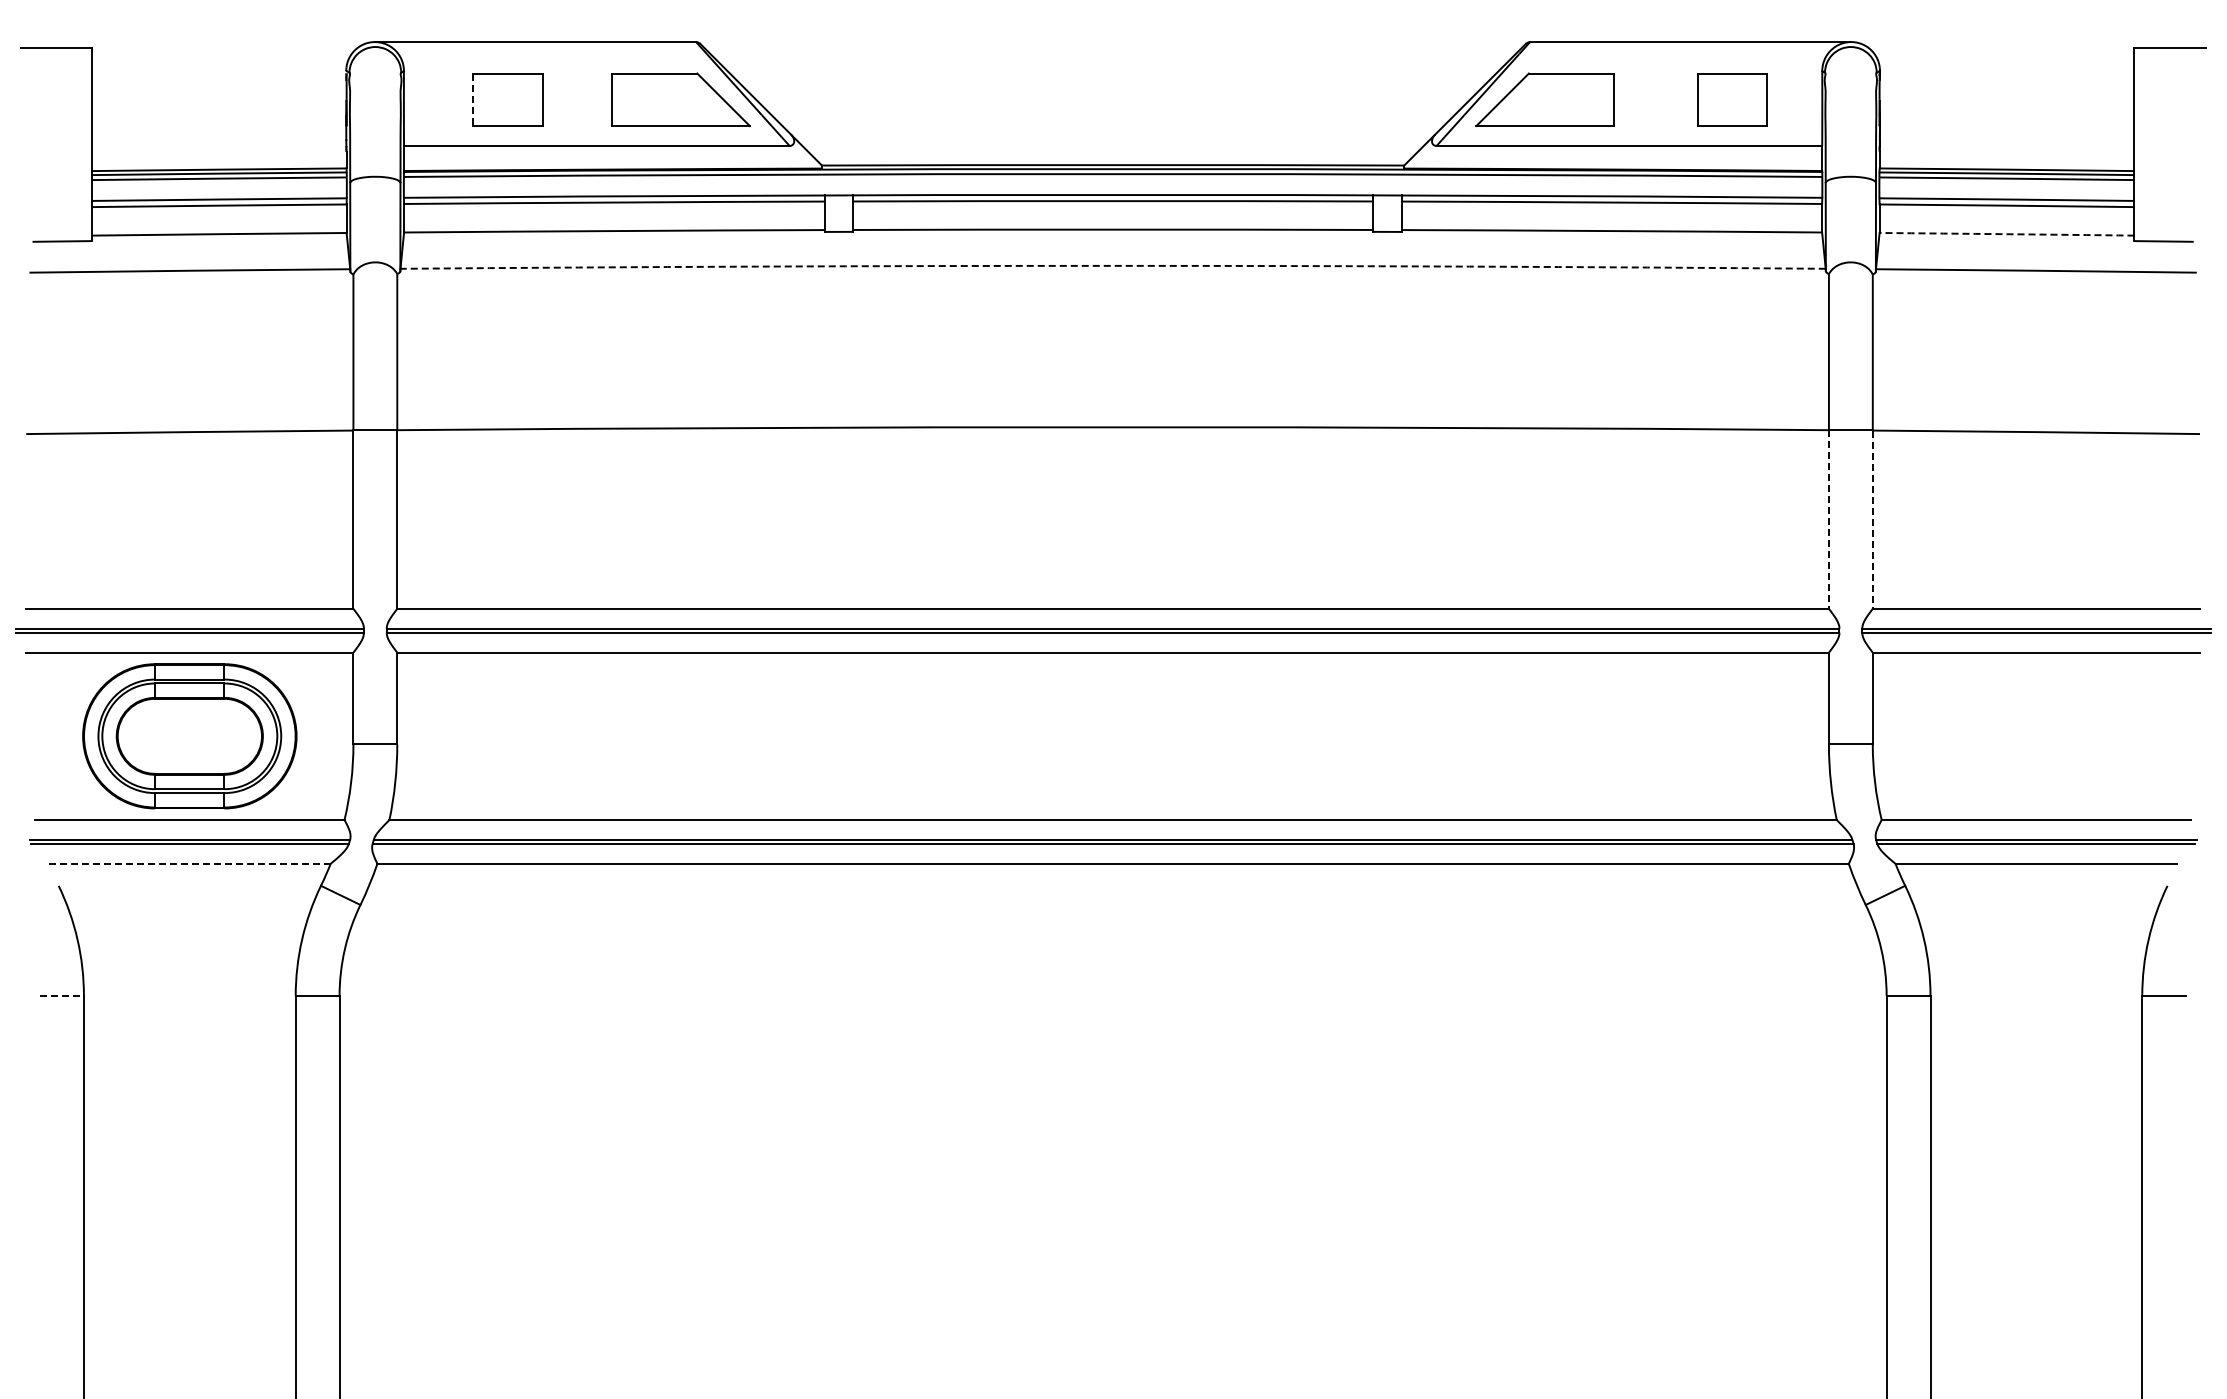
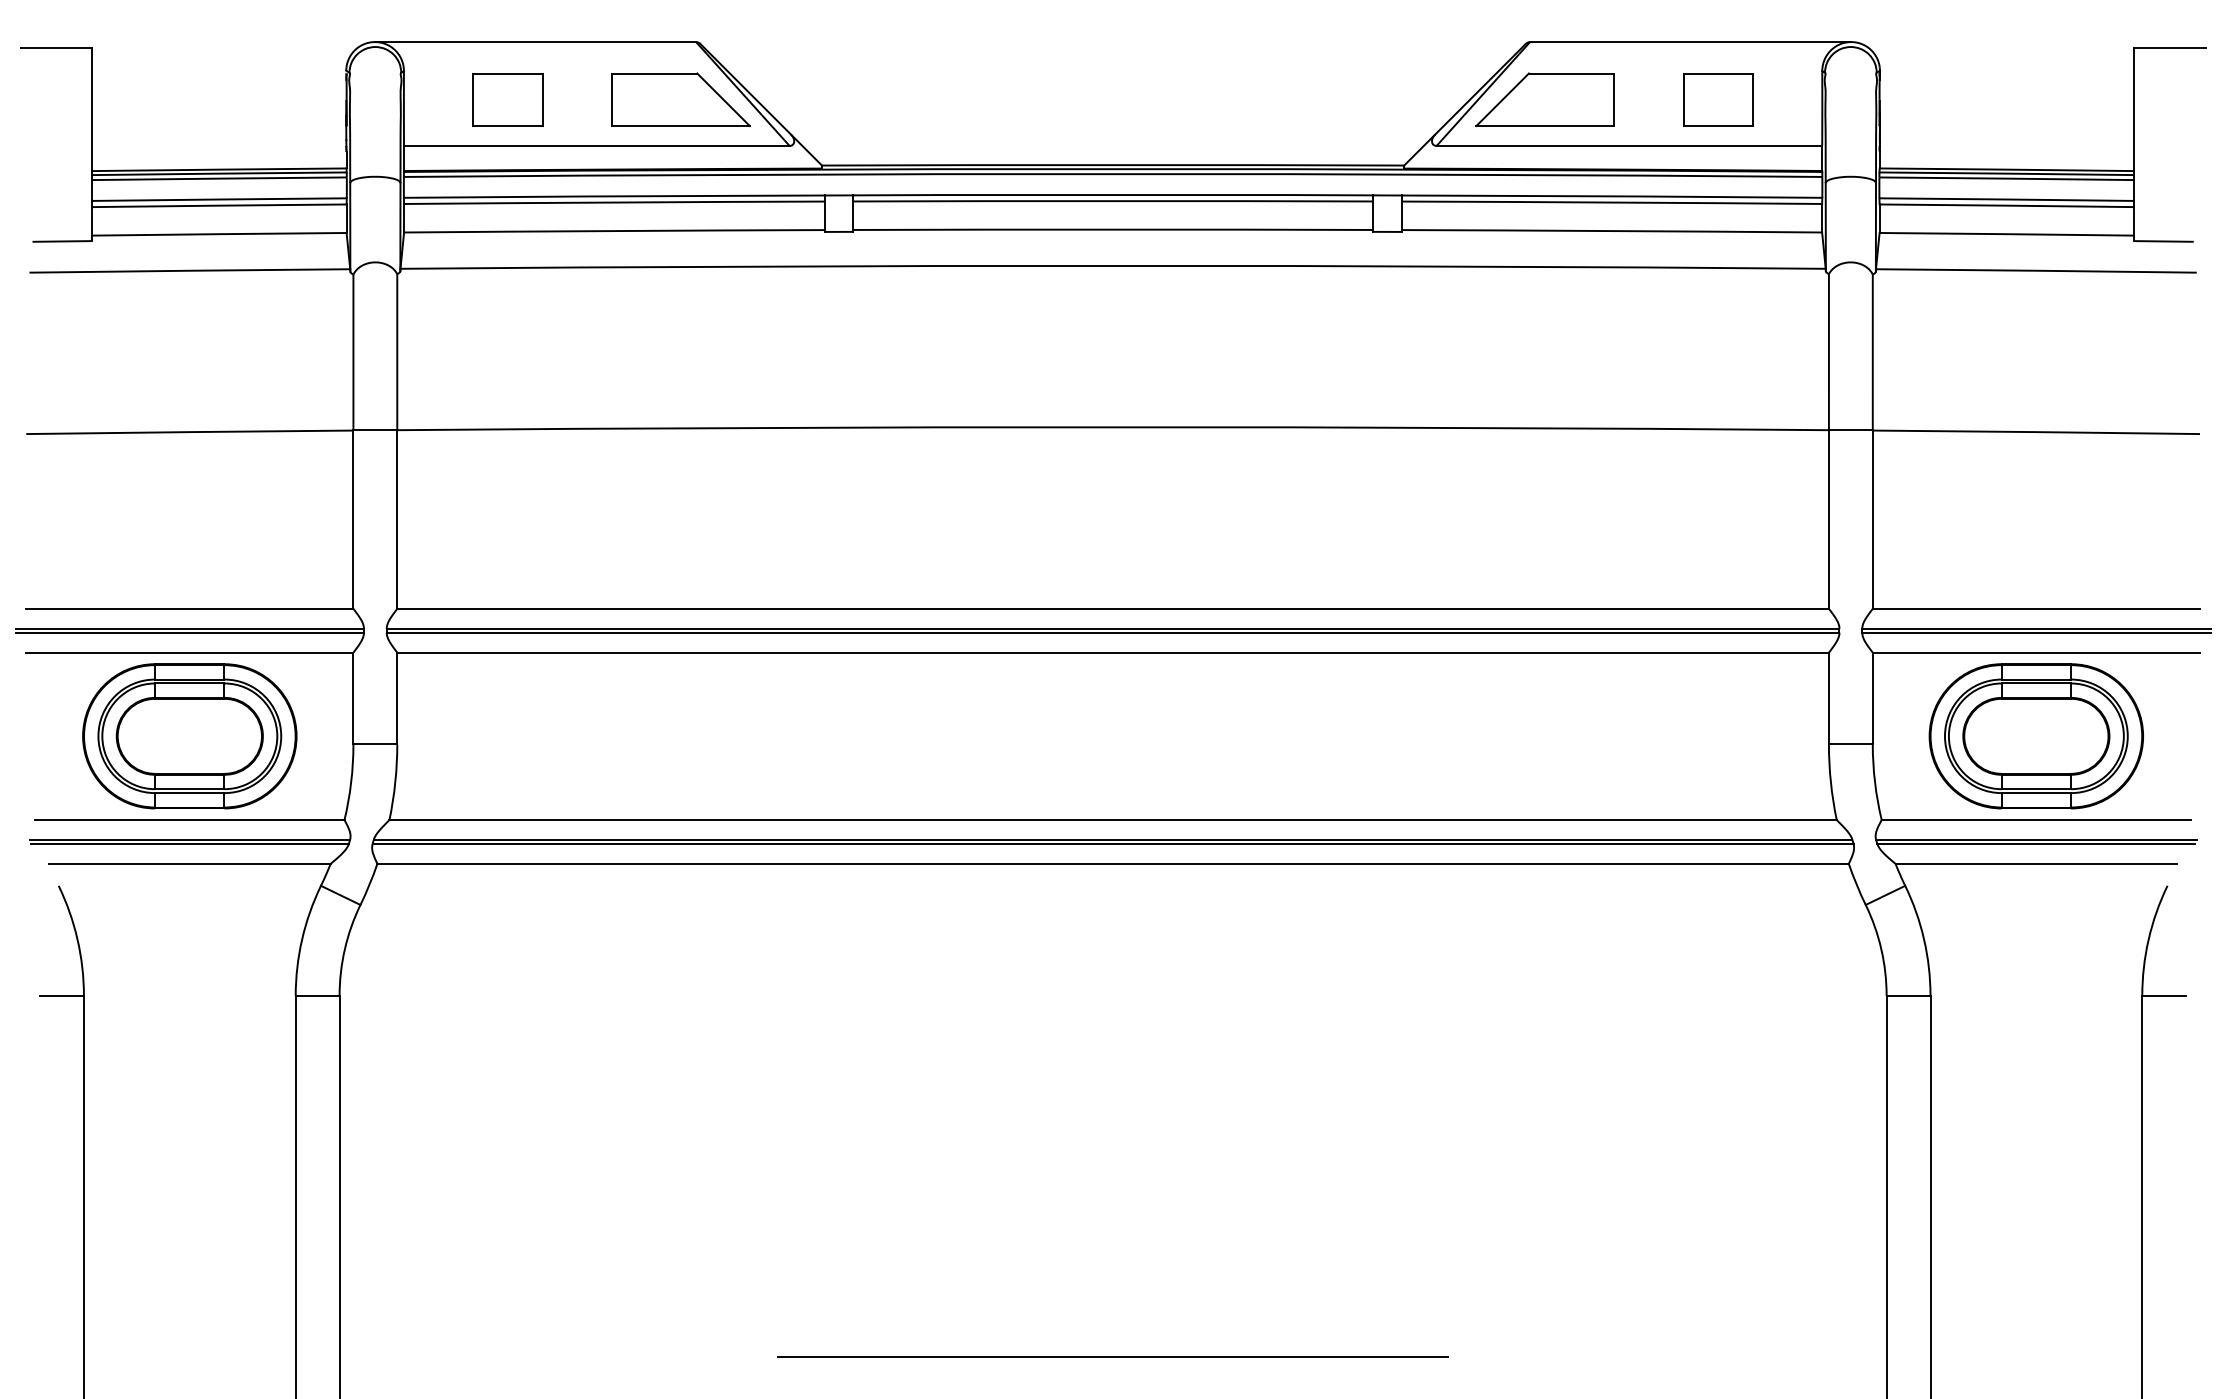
part position: (1732, 99) -> (1718, 99) (1718, 99)
line: dashed -> solid (473, 100)
arc: dashed -> solid (2007, 234)
arc: dashed -> solid (1113, 265)
line: dashed -> solid (1828, 520)
line: dashed -> solid (1872, 520)
part: none -> present (2035, 736)
line: dashed -> solid (189, 863)
line: dashed -> solid (62, 996)
line: none -> present (1112, 1356)
